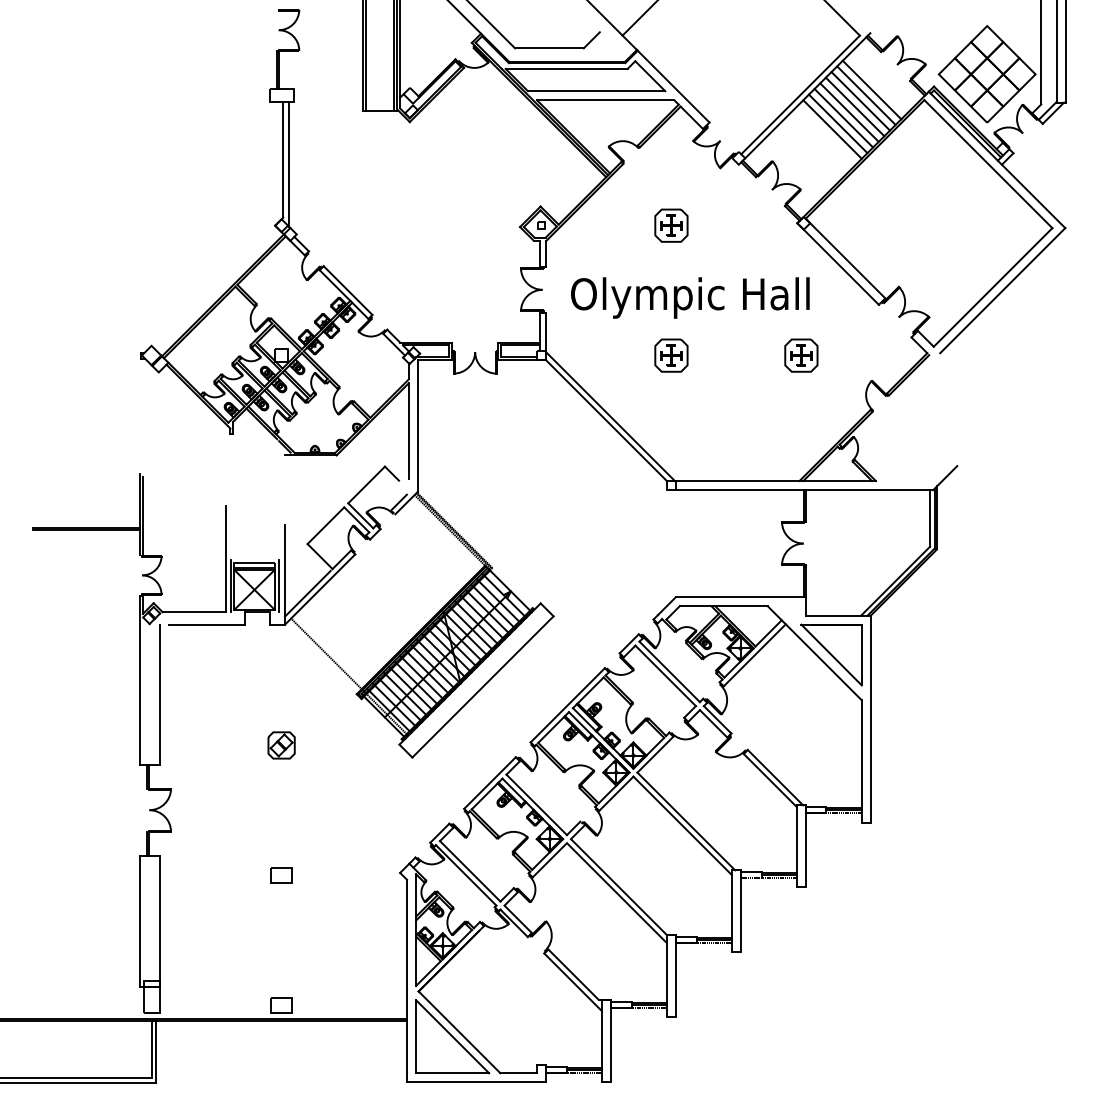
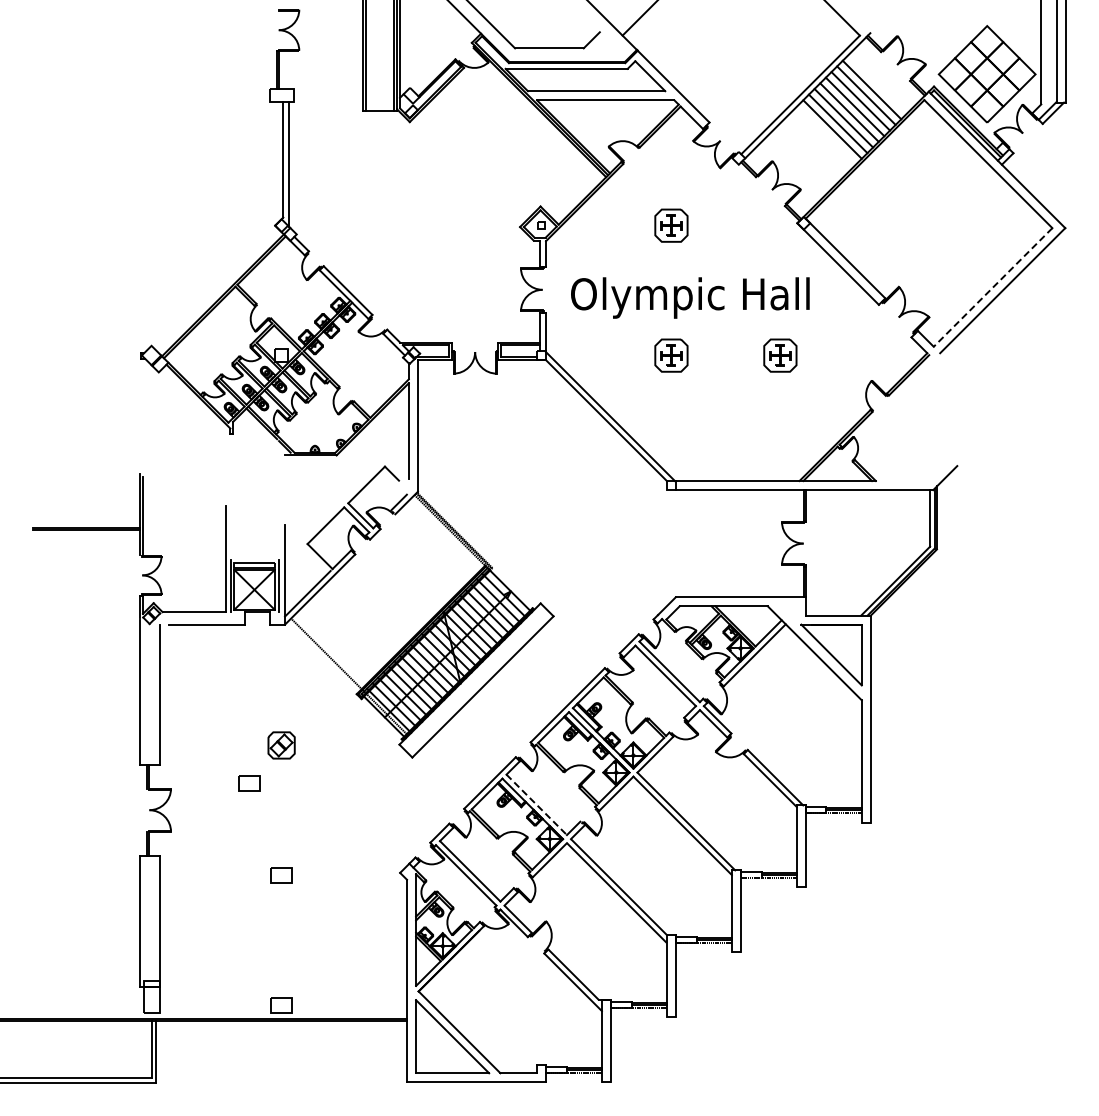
line: solid -> dashed (993, 287)
part position: (801, 355) -> (780, 355) (780, 355)
part: none -> present (249, 783)
line: solid -> dashed (536, 804)
